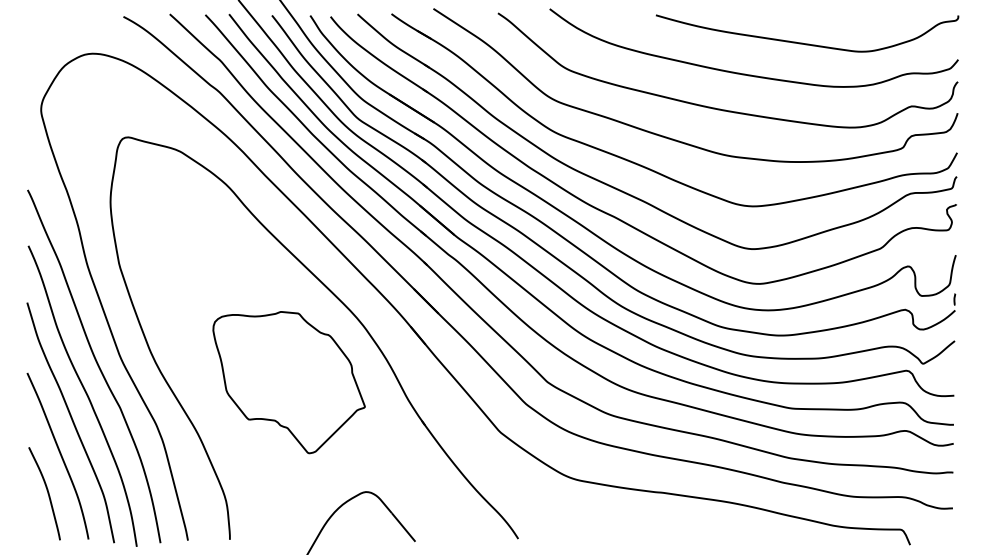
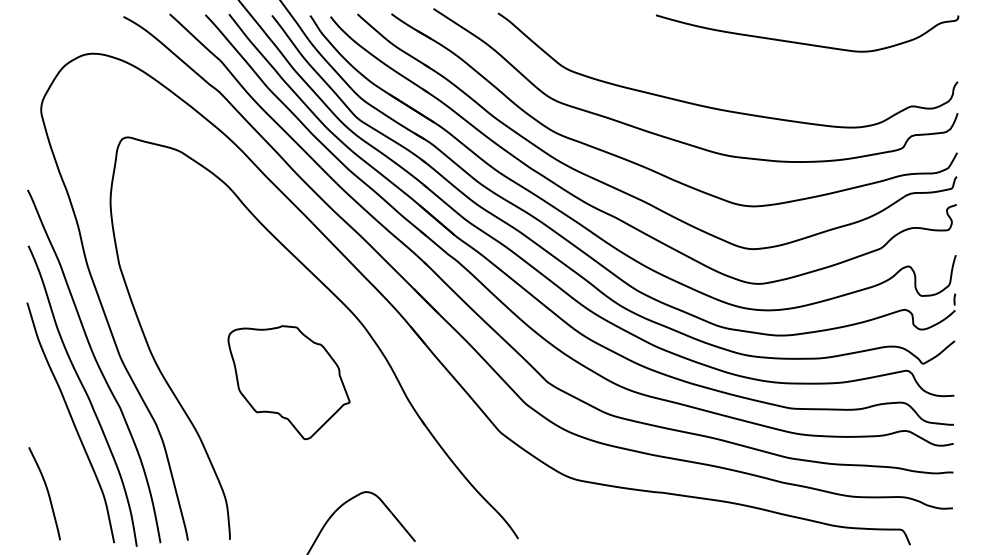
curve: present -> none (751, 74)
part size: 154x144 px -> 124x116 px (288, 382)
curve: present -> none (59, 454)
